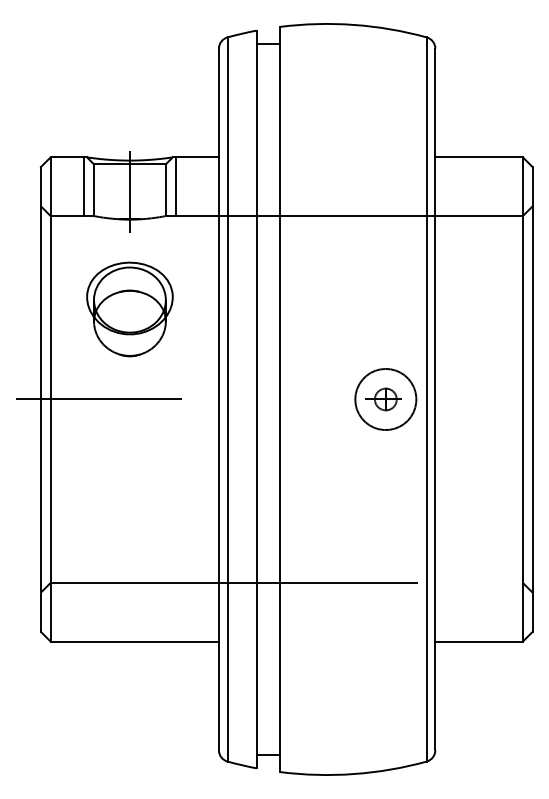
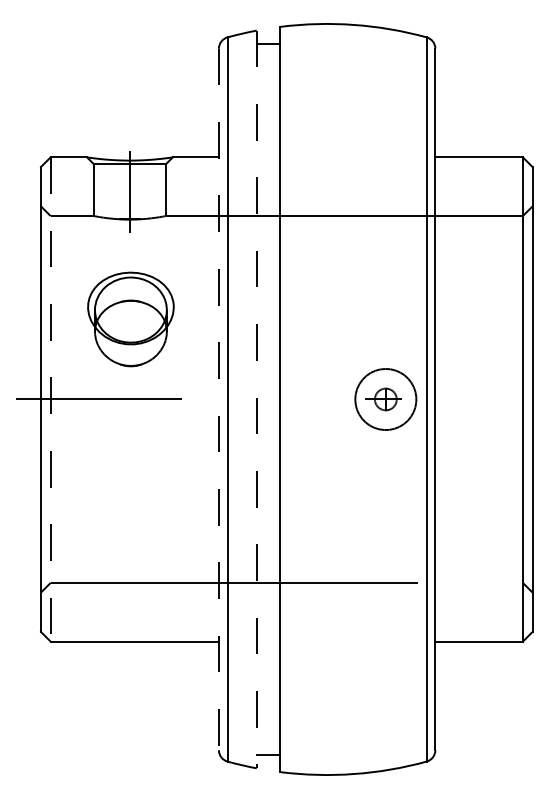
line: present -> none (84, 186)
line: present -> none (175, 186)
part position: (129, 309) -> (130, 319) (130, 319)
line: solid -> dashed (50, 399)
line: solid -> dashed (218, 399)
line: solid -> dashed (256, 399)
